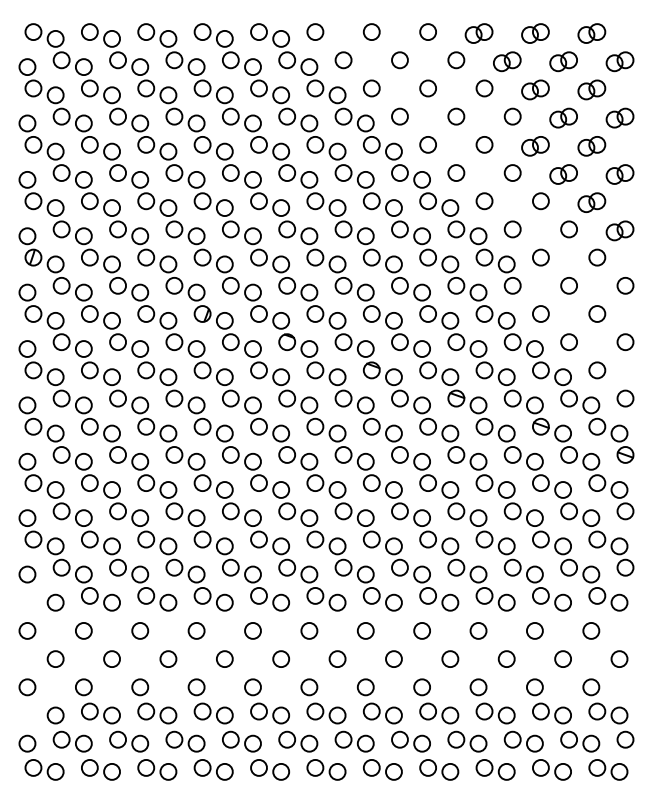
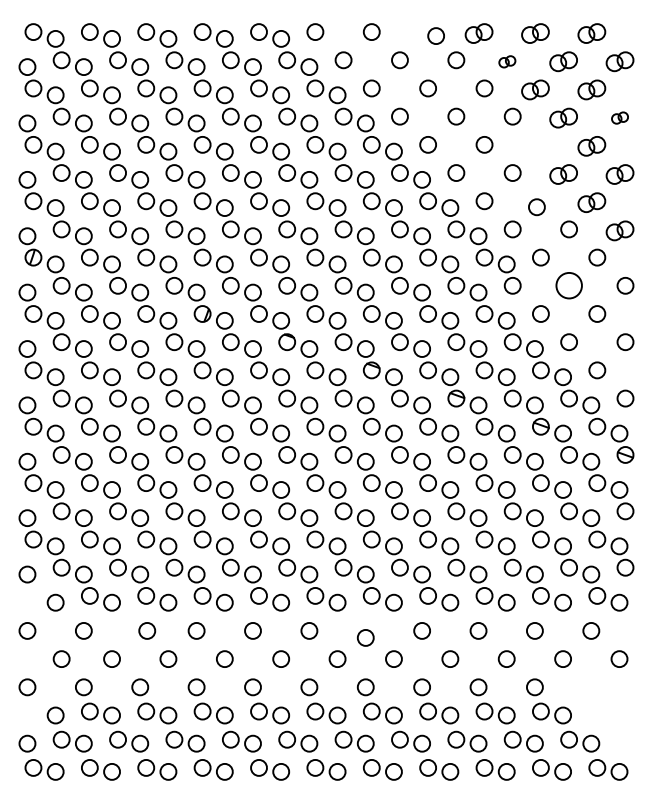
circle position: (427, 31) -> (435, 35) (435, 35)
part size: 29x22 px -> 19x14 px (507, 61)
part size: 30x22 px -> 18x14 px (619, 117)
part: present -> none (535, 146)
circle position: (540, 201) -> (536, 207) (536, 207)
circle size: 18x18 px -> 28x28 px (568, 285)
circle position: (140, 630) -> (147, 630) (147, 630)
circle position: (365, 630) -> (365, 637) (365, 637)
circle position: (55, 658) -> (61, 658) (61, 658)
part: present -> none (608, 713)
